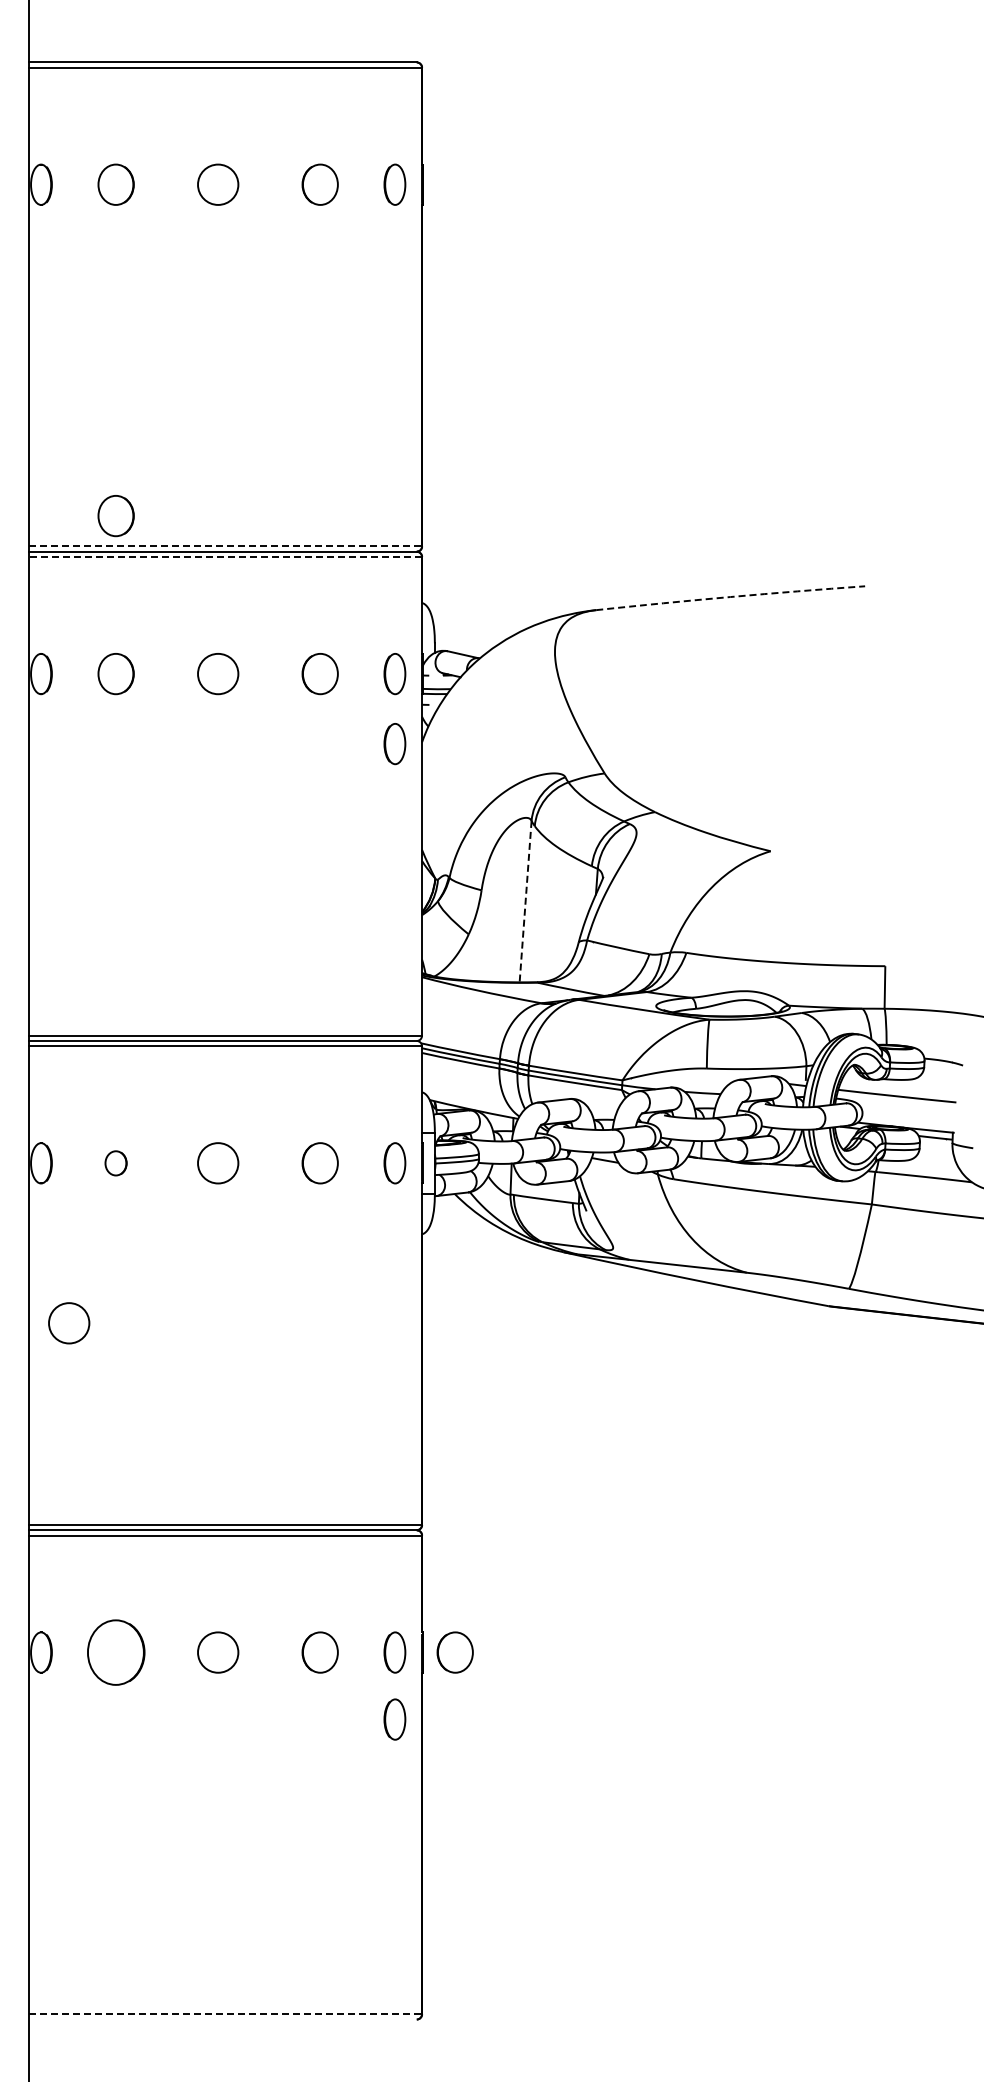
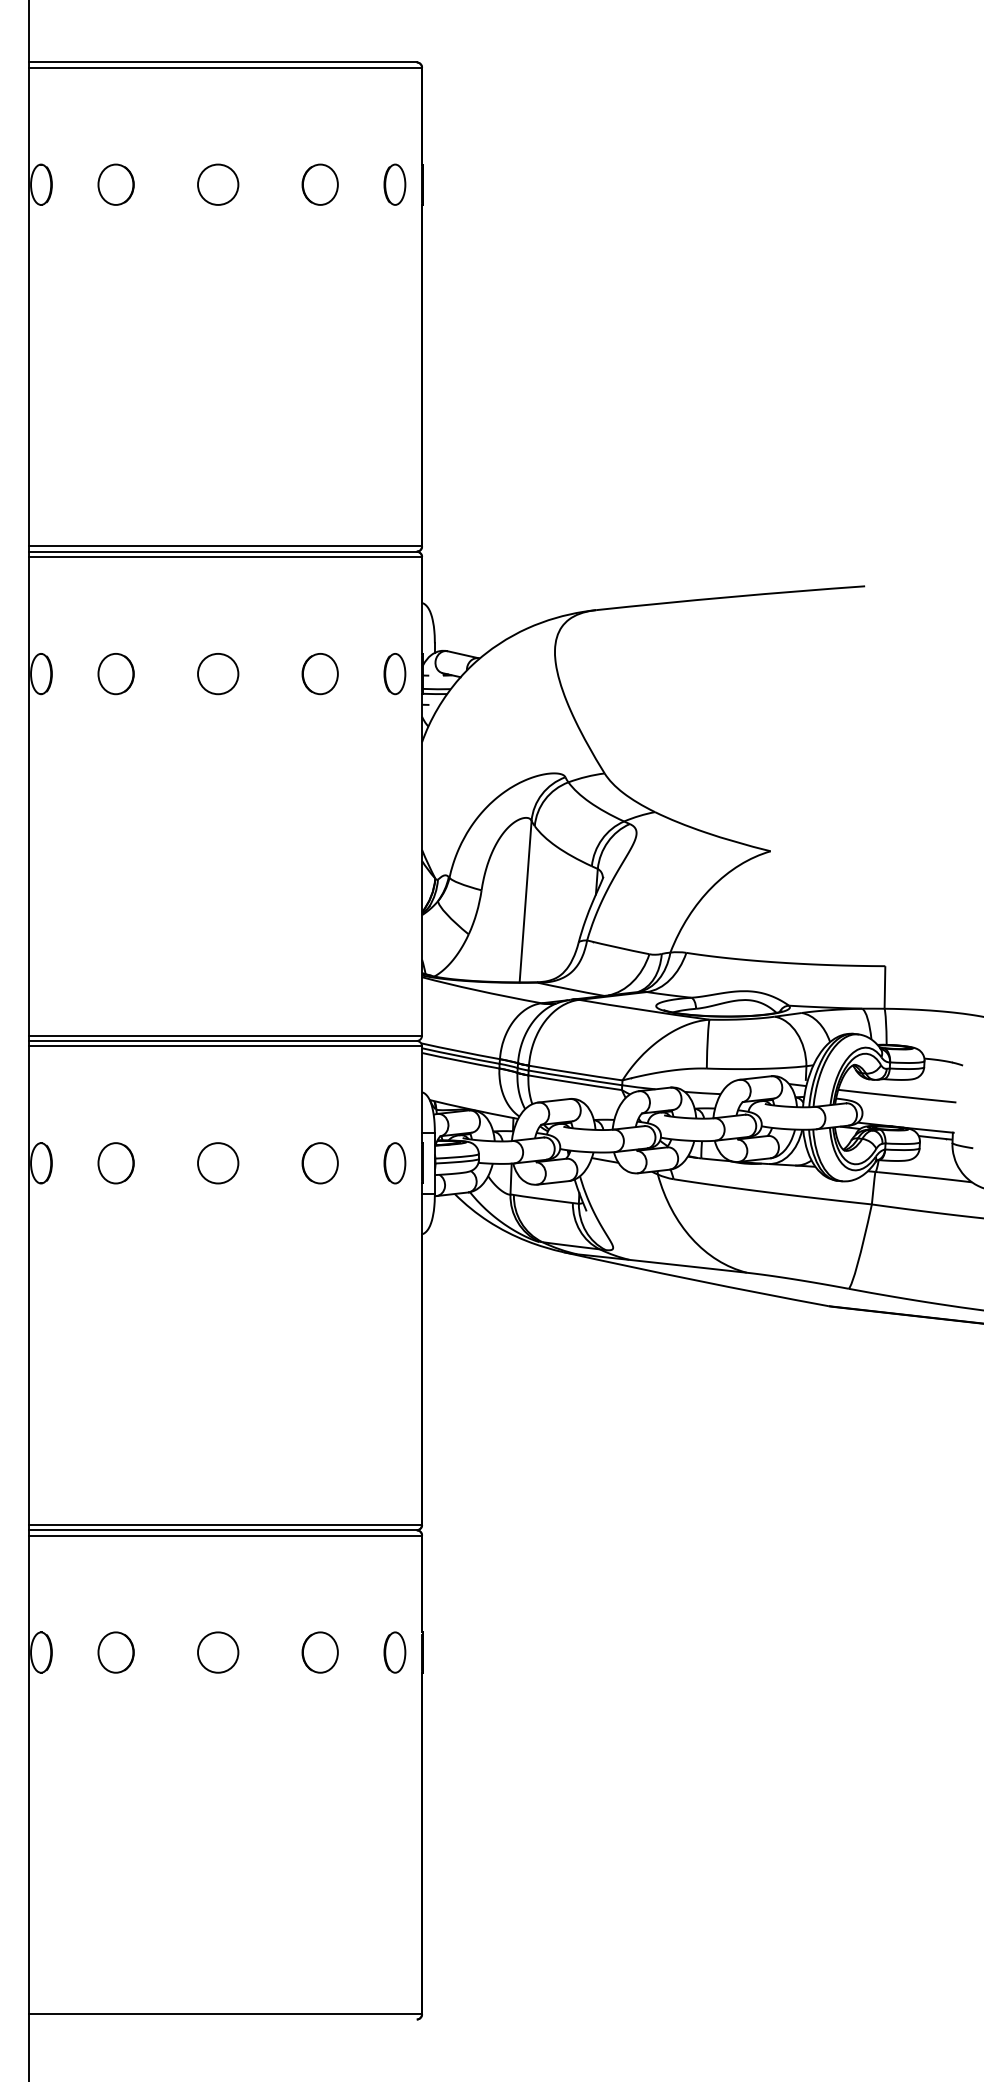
part: present -> none (115, 516)
line: dashed -> solid (226, 546)
line: dashed -> solid (225, 557)
arc: dashed -> solid (730, 597)
part: present -> none (394, 744)
line: dashed -> solid (525, 901)
part size: 24x27 px -> 38x43 px (115, 1163)
circle: present -> none (69, 1323)
part size: 59x67 px -> 38x43 px (115, 1652)
part: present -> none (454, 1652)
part: present -> none (394, 1719)
line: dashed -> solid (226, 2014)
